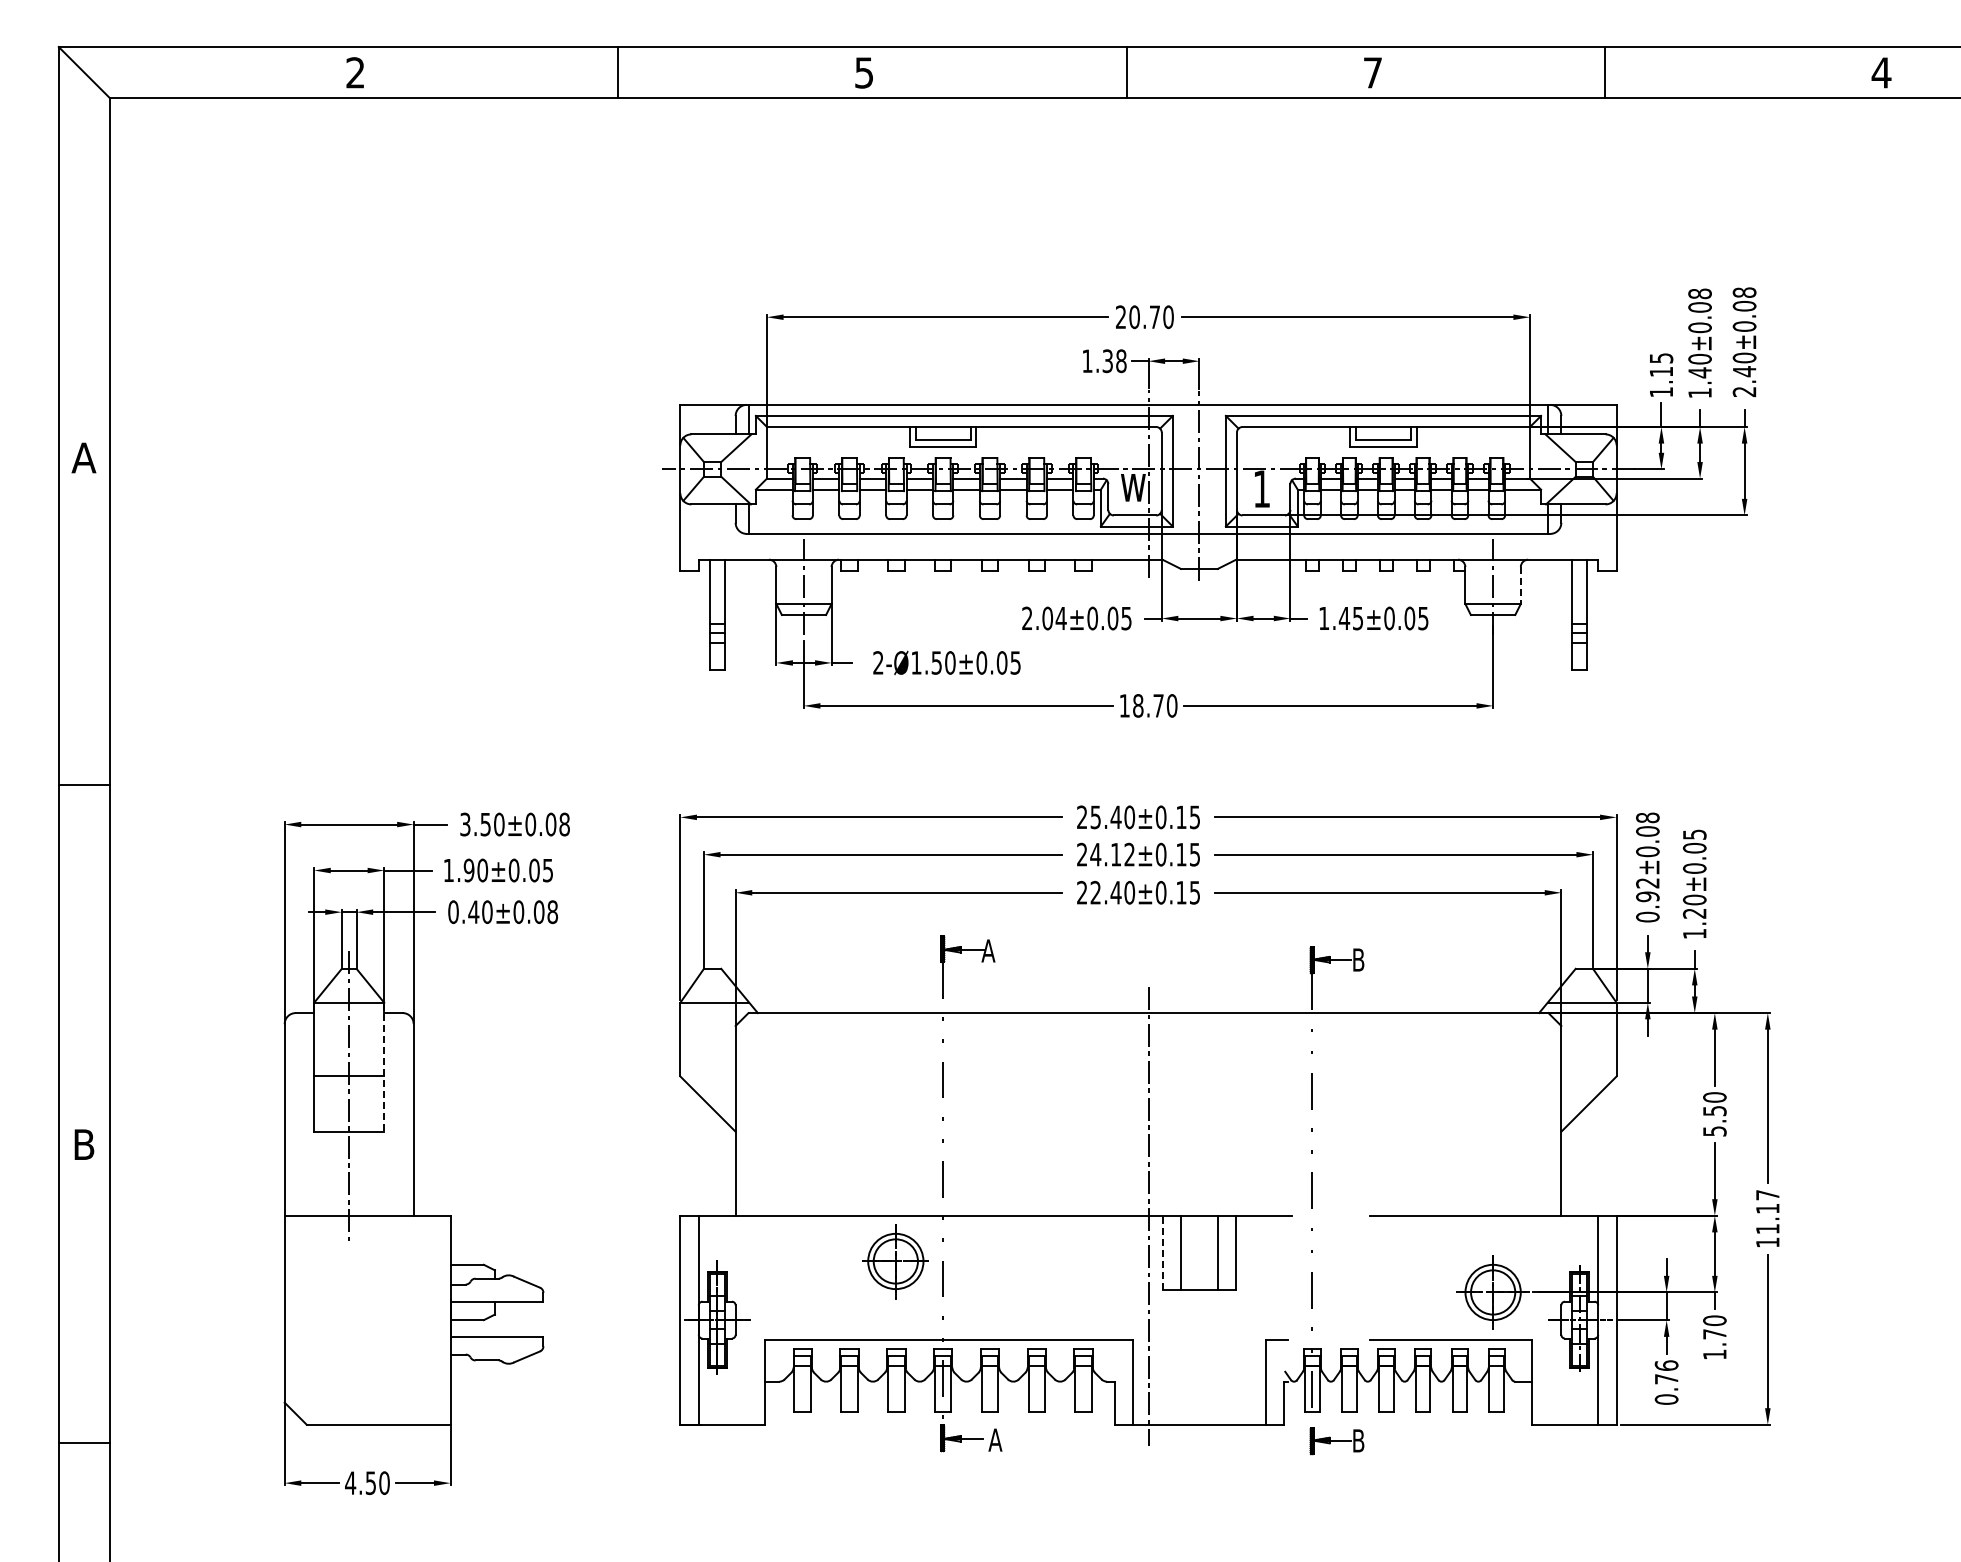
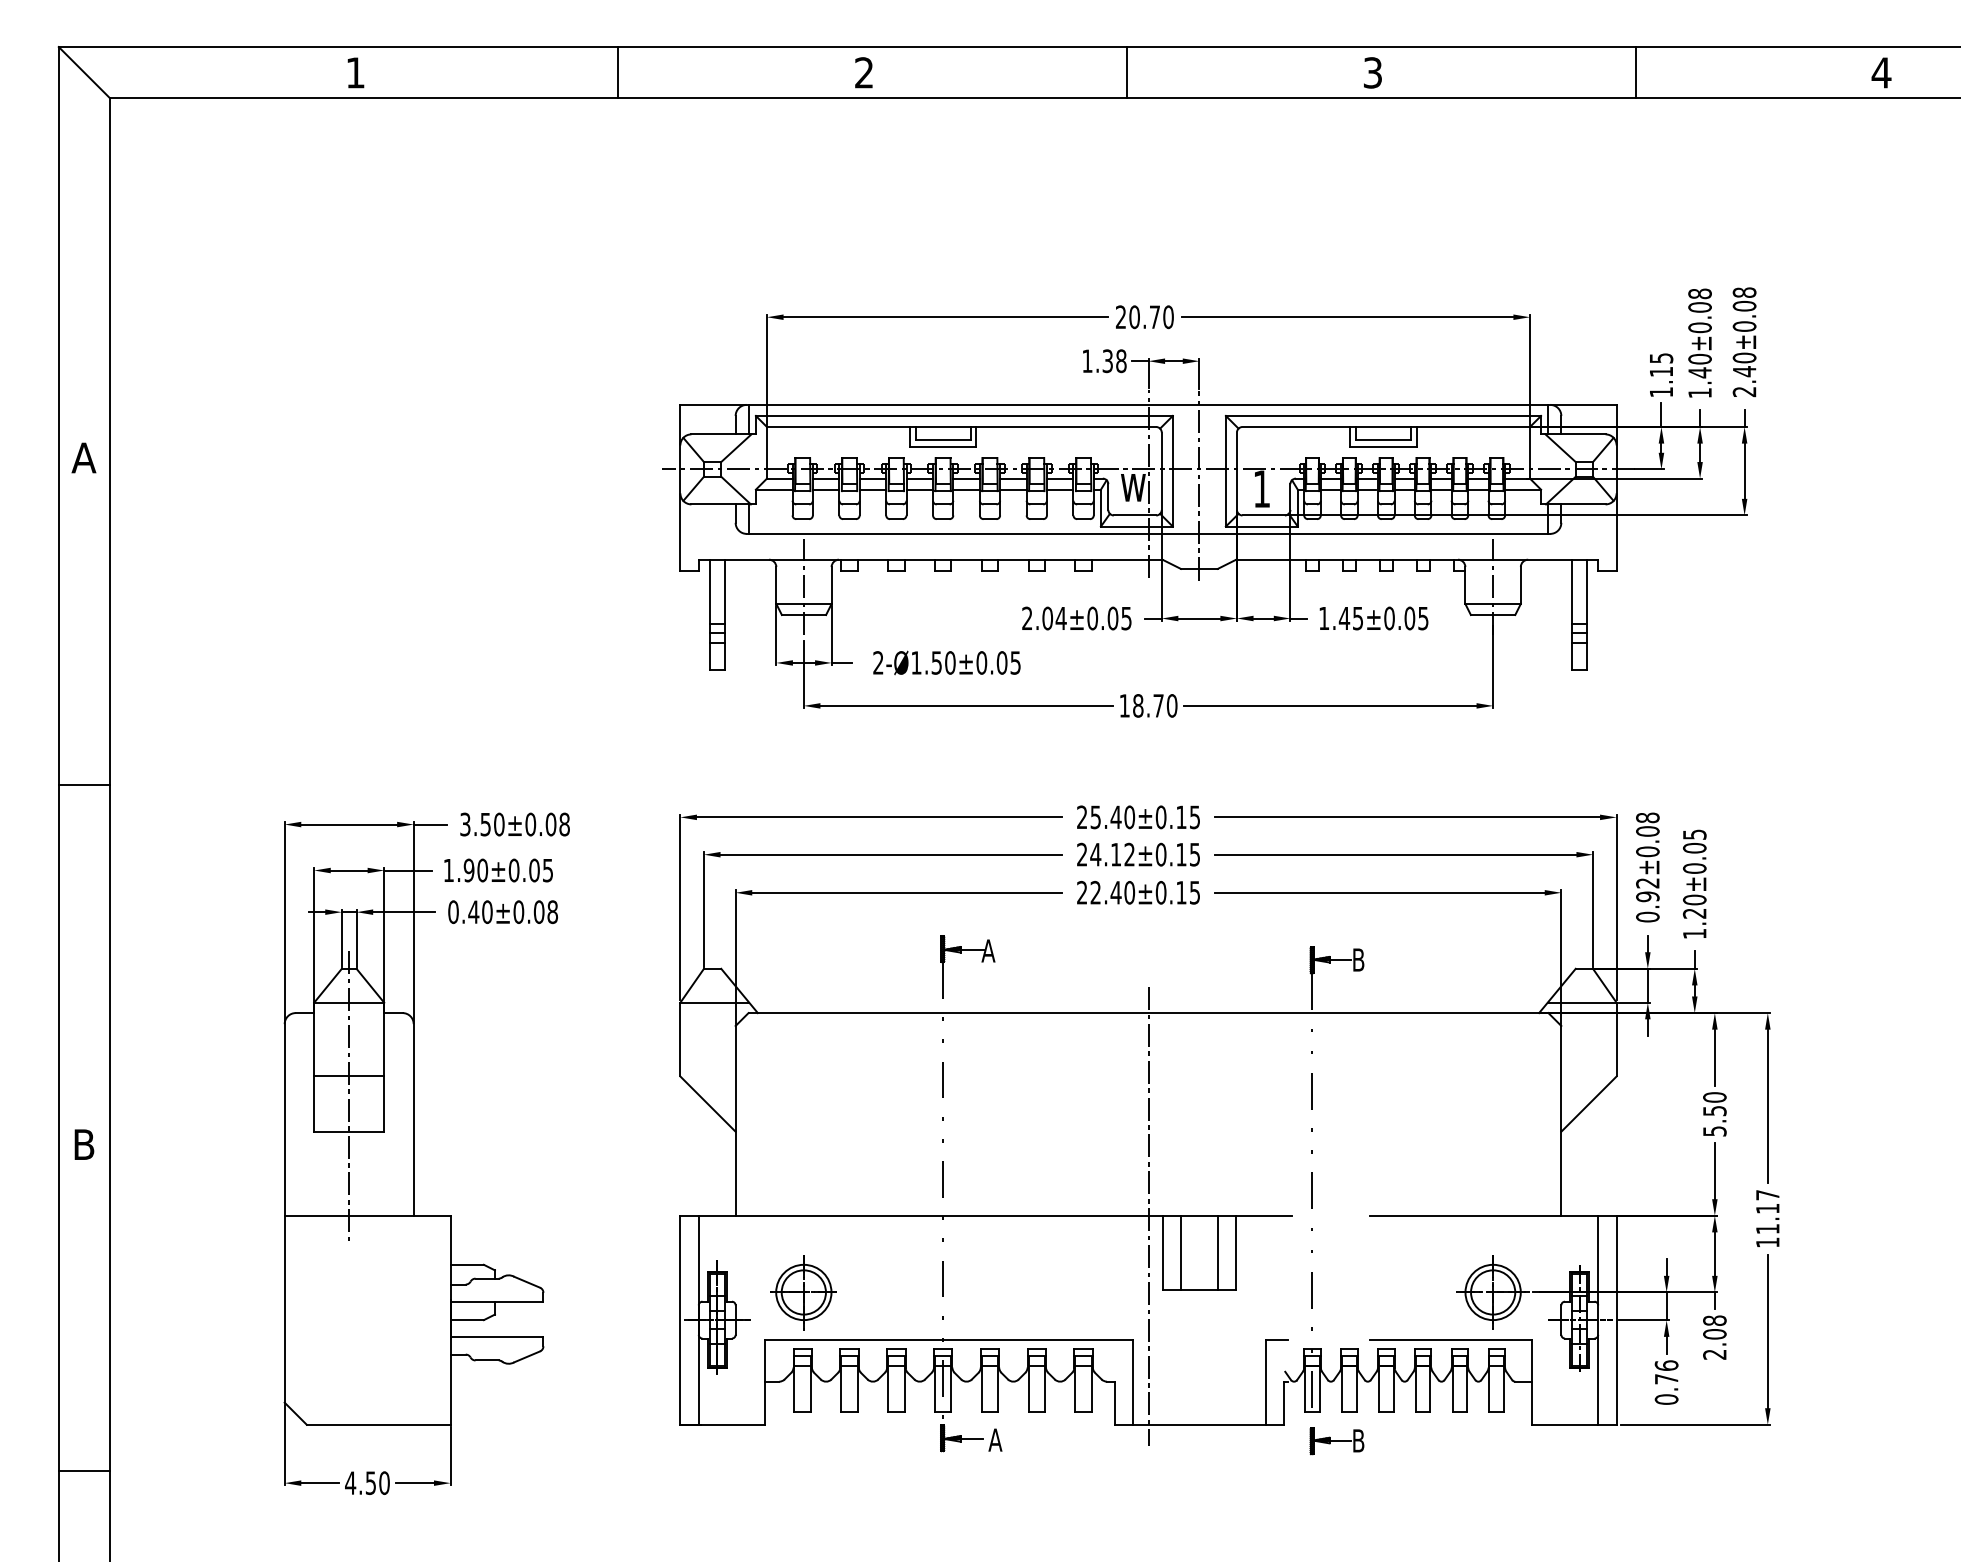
text: 2 -> 1 (355, 72)
text: 5 -> 2 (863, 72)
text: 7 -> 3 (1372, 72)
line position: (1604, 72) -> (1635, 72) (1635, 72)
line: dashed -> solid (1520, 586)
line: dashed -> solid (384, 1067)
line: dashed -> solid (1162, 1252)
part position: (895, 1261) -> (803, 1292) (803, 1292)
text: 1.70 -> 2.08 (1714, 1337)
line position: (83, 1443) -> (83, 1471) (83, 1471)
